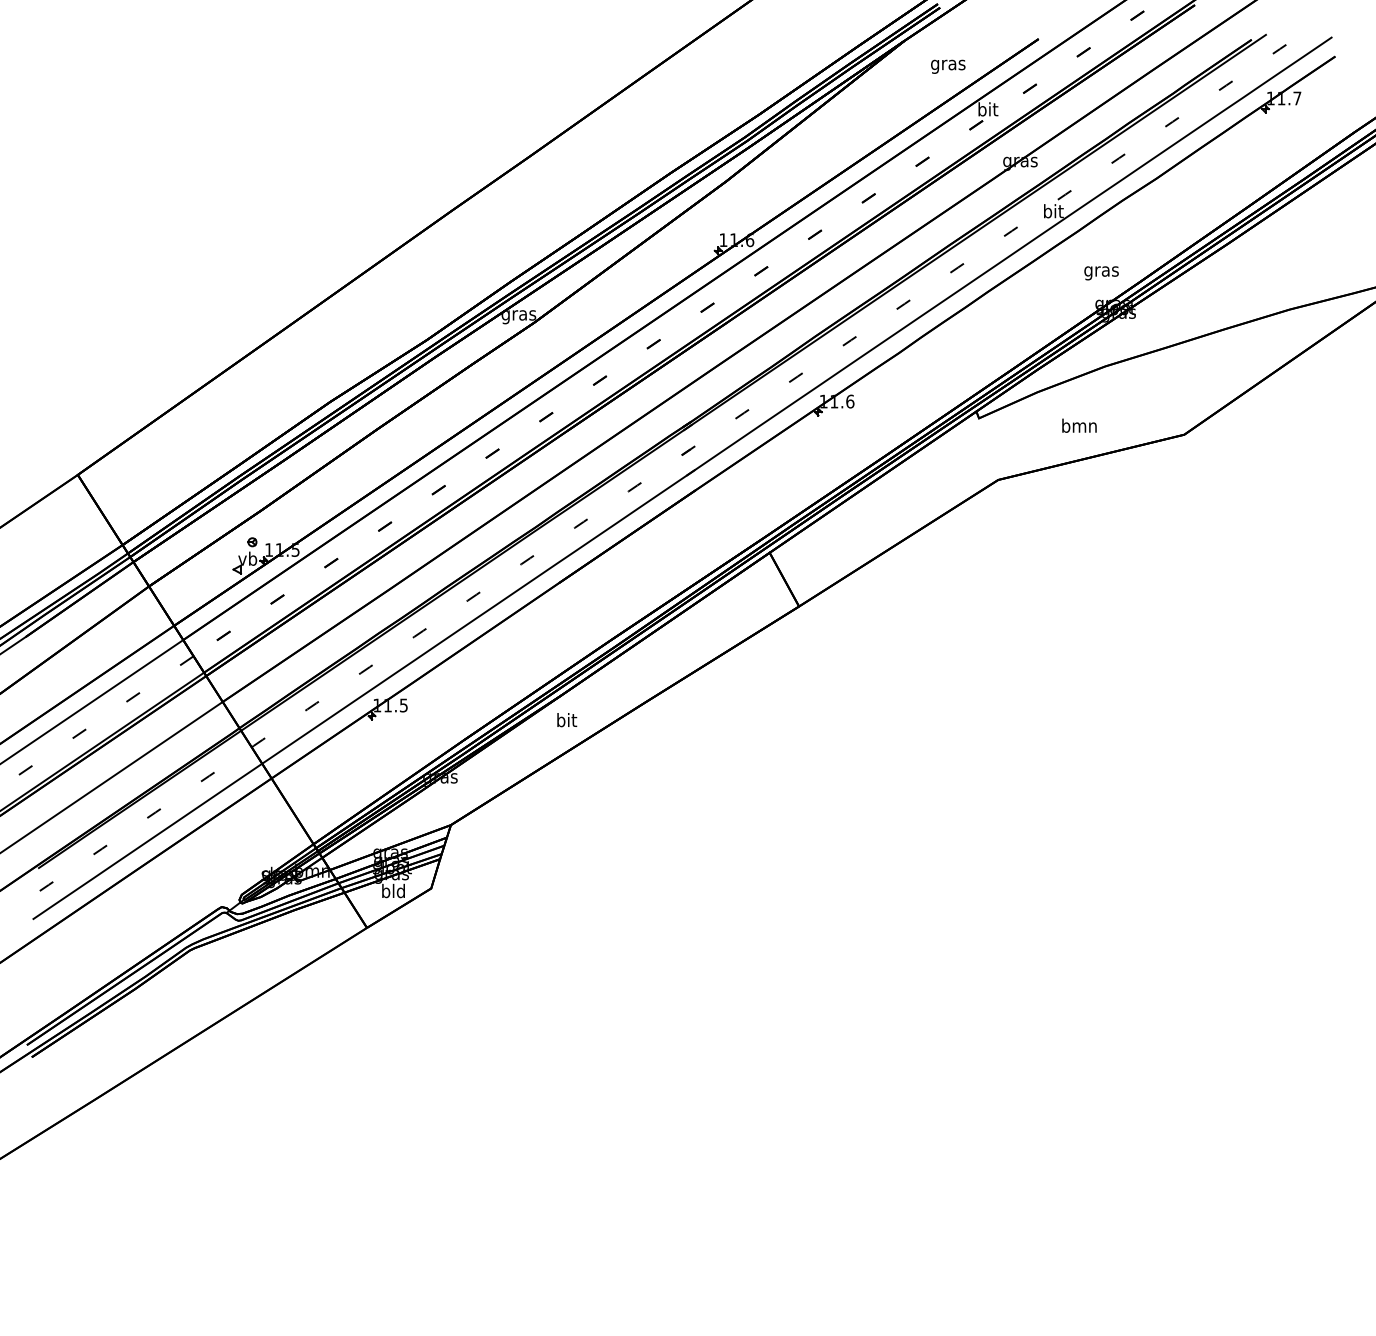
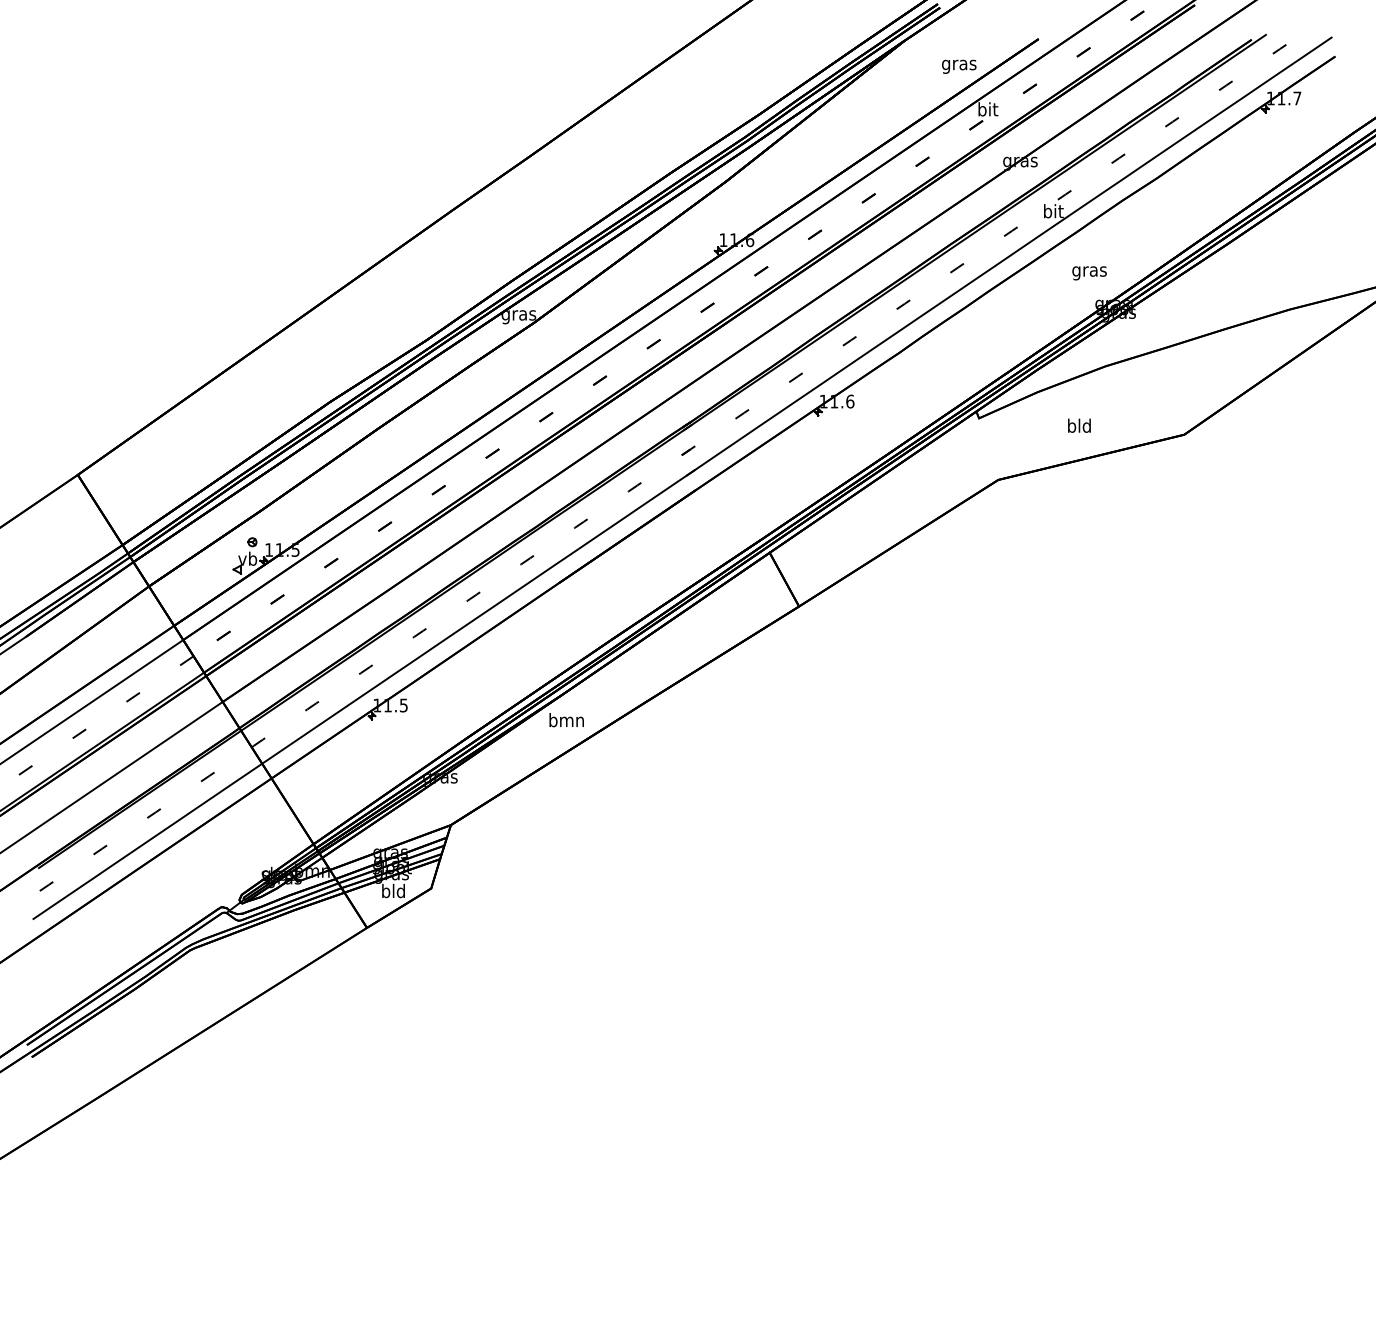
text position: (948, 66) -> (959, 66) (959, 66)
text position: (1101, 273) -> (1089, 273) (1089, 273)
text: bmn -> bld (1079, 425)
text: bit -> bmn (566, 720)
